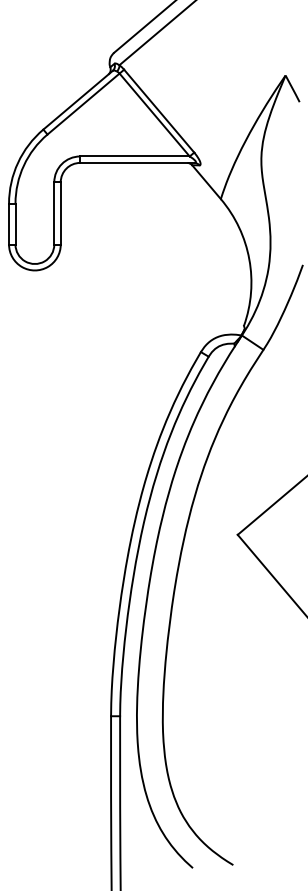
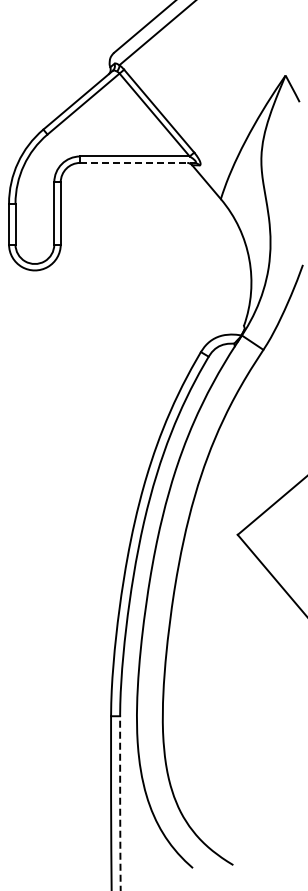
line: solid -> dashed (137, 162)
line: solid -> dashed (120, 804)
